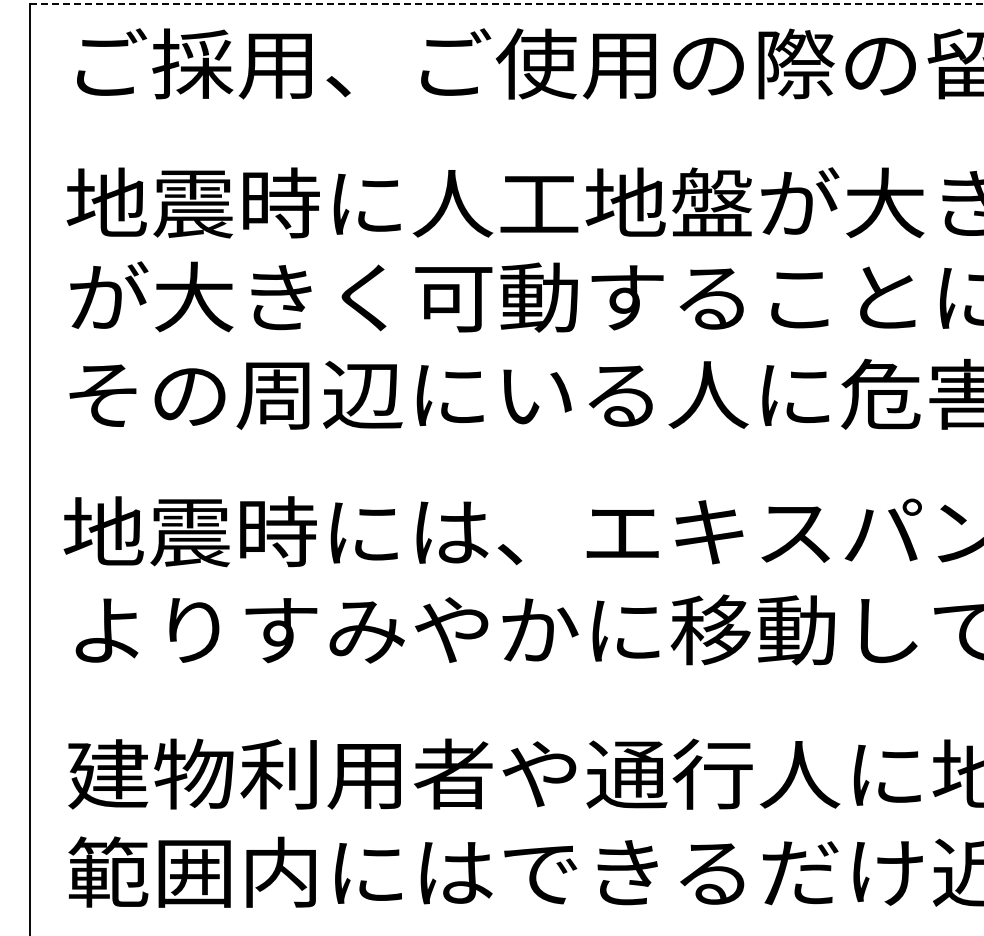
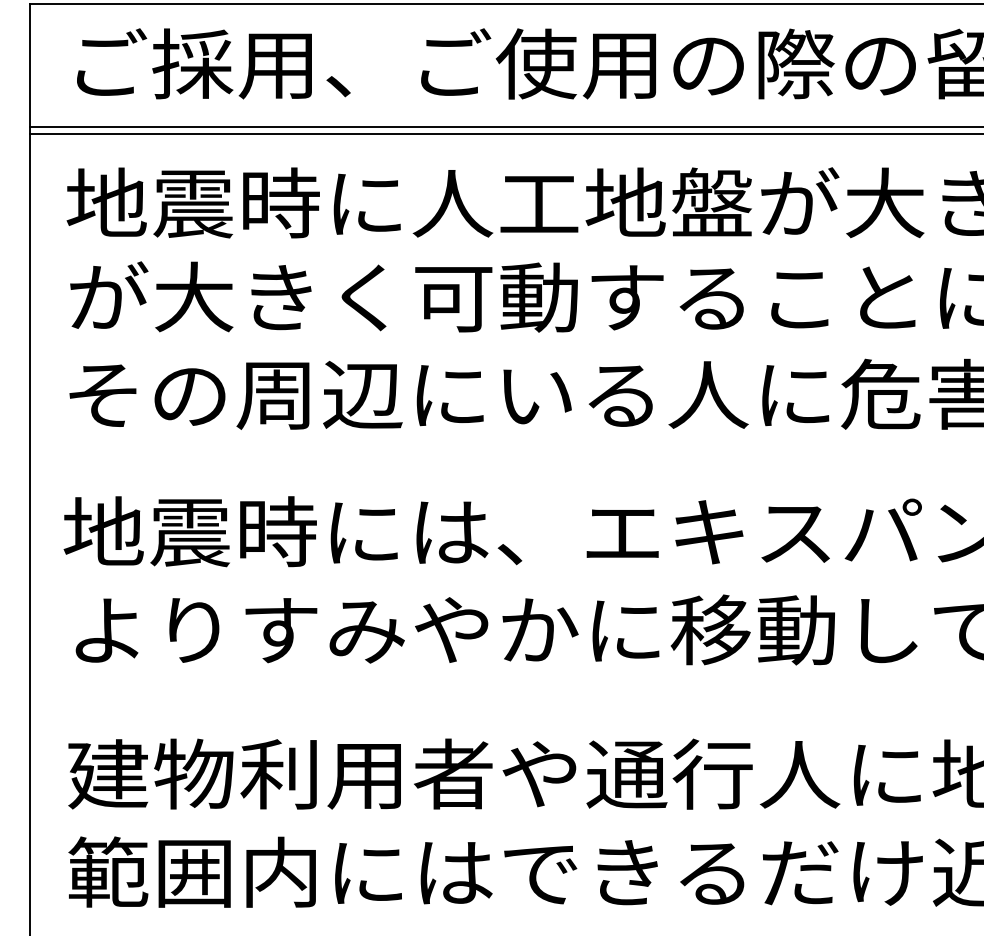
line: dashed -> solid (506, 3)
line: none -> present (504, 126)
line: none -> present (504, 134)
